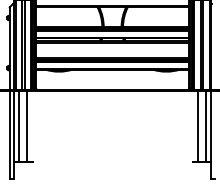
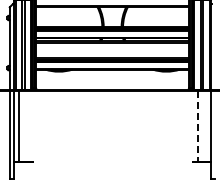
line: present -> none (26, 125)
line: present -> none (205, 125)
line: solid -> dashed (198, 126)
